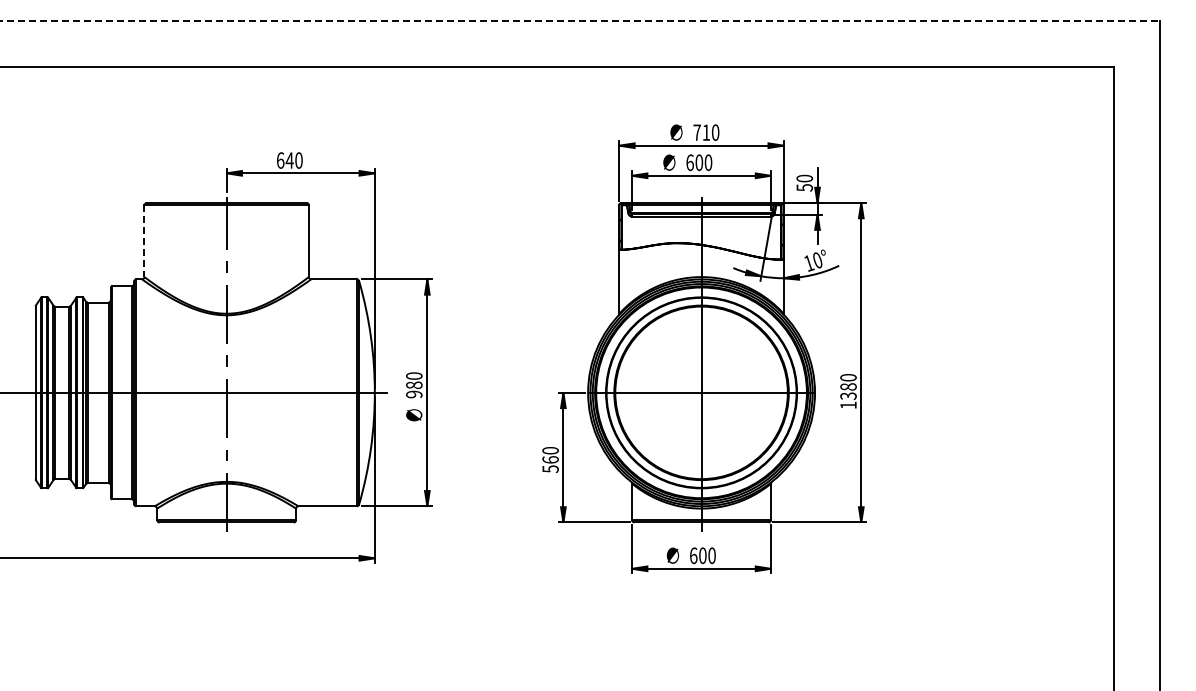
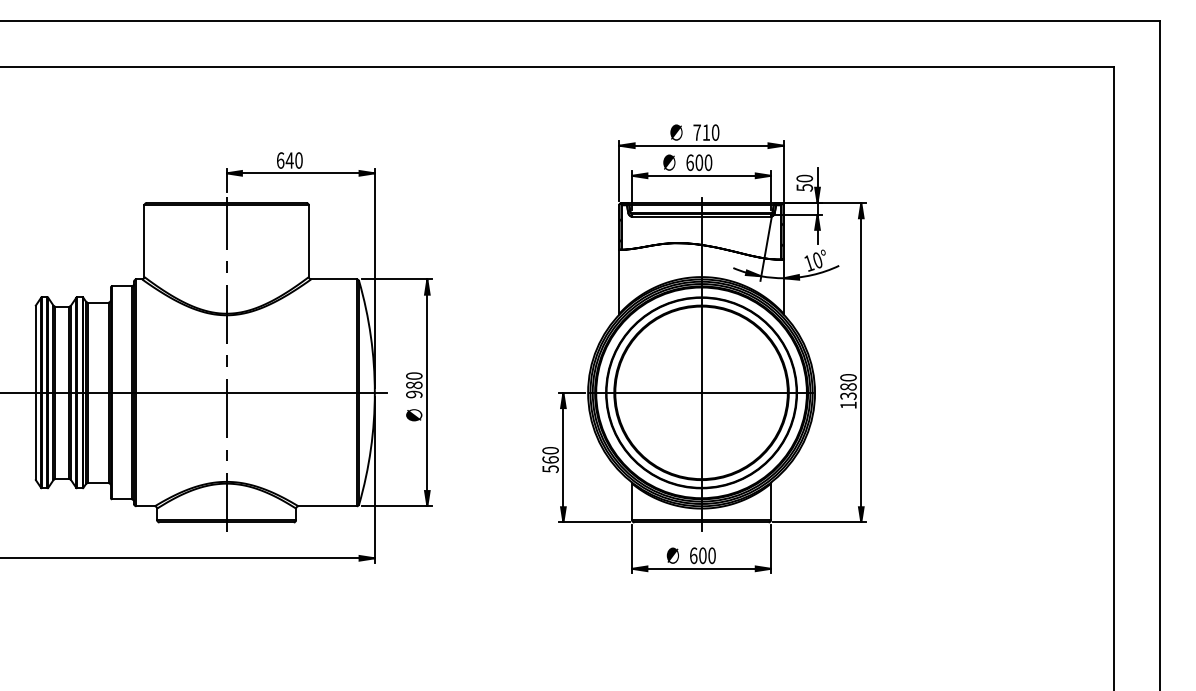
line: dashed -> solid (580, 20)
line: dashed -> solid (144, 241)
